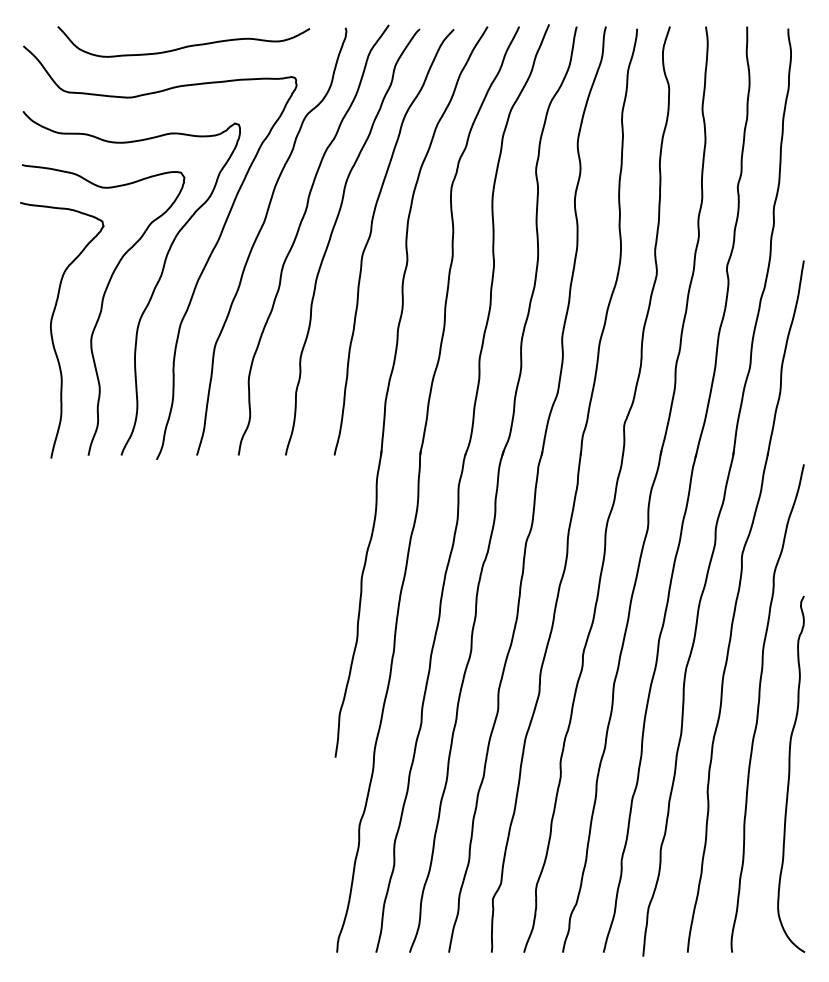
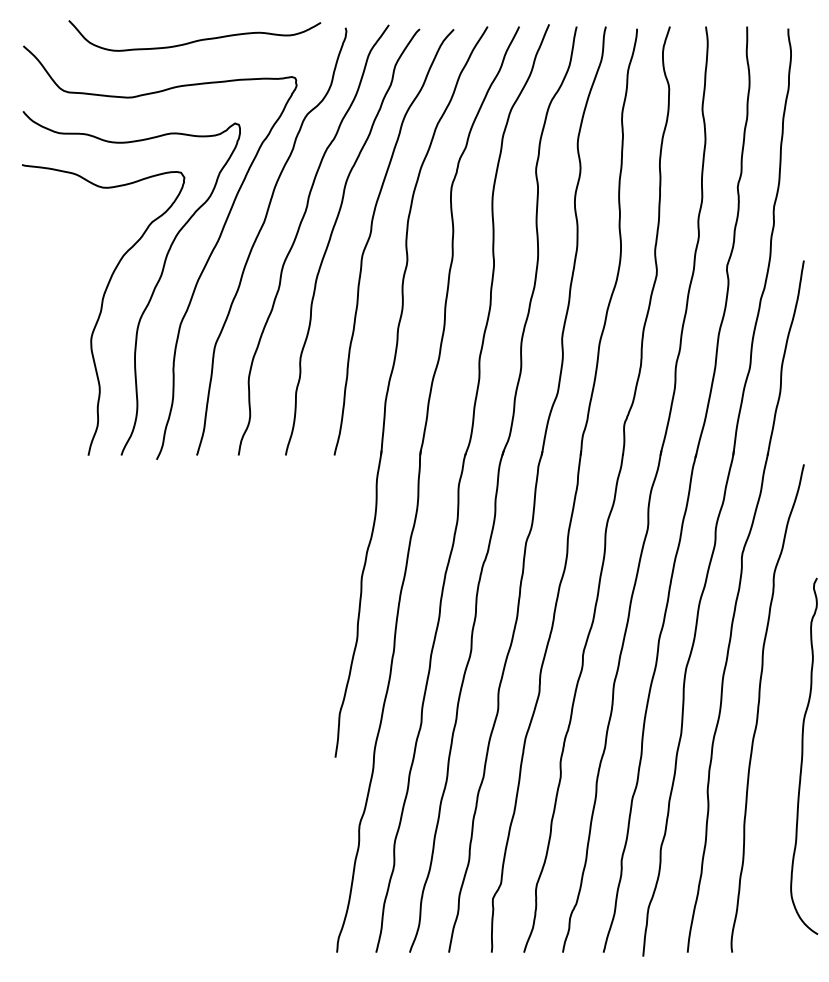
curve position: (183, 46) -> (194, 40) (194, 40)
curve: present -> none (52, 331)
curve position: (790, 773) -> (803, 755) (803, 755)
